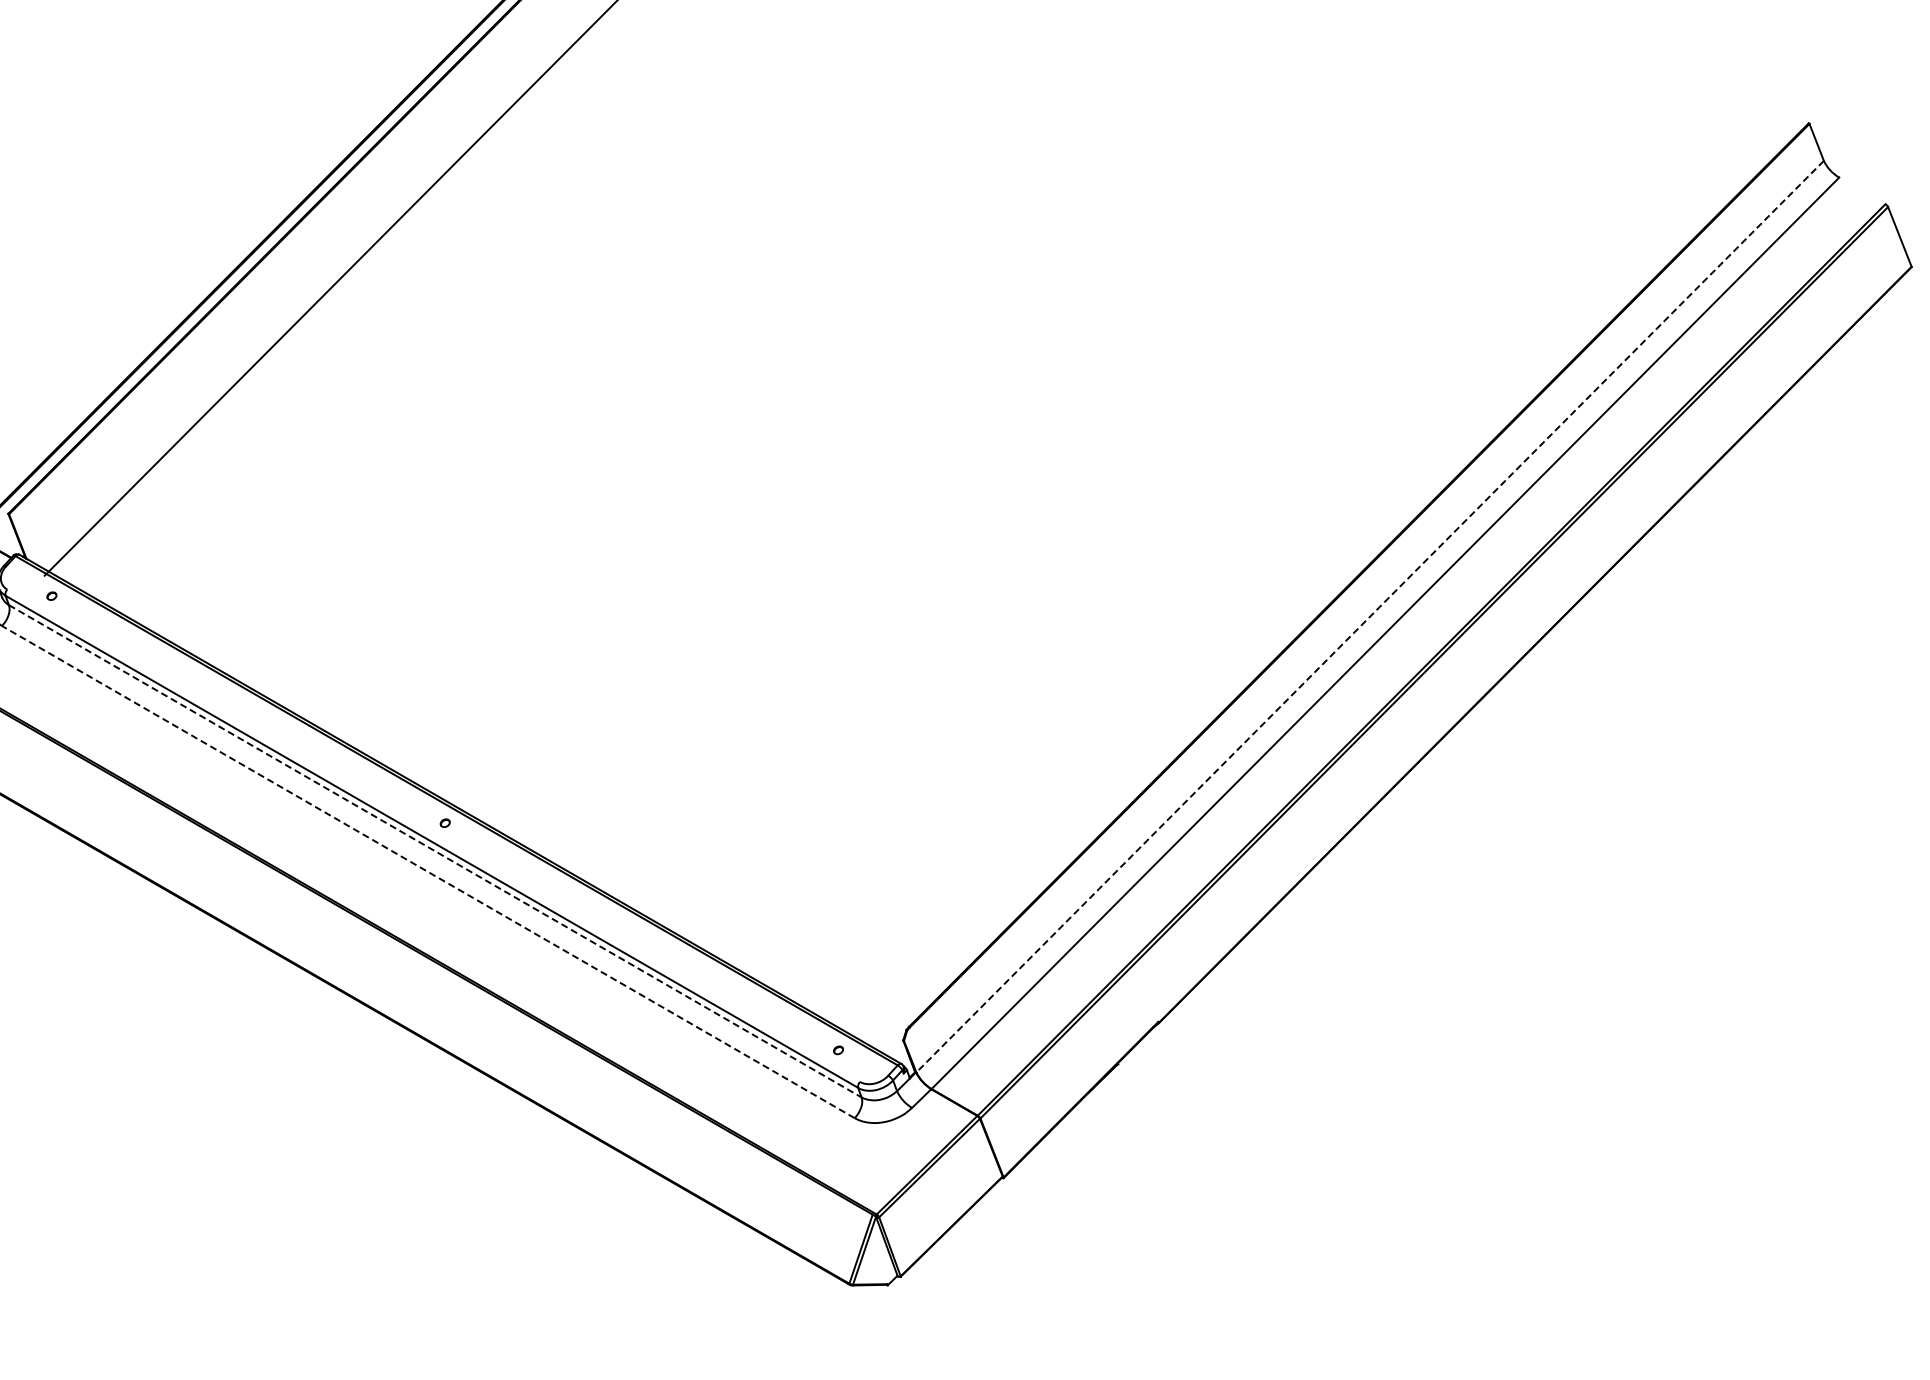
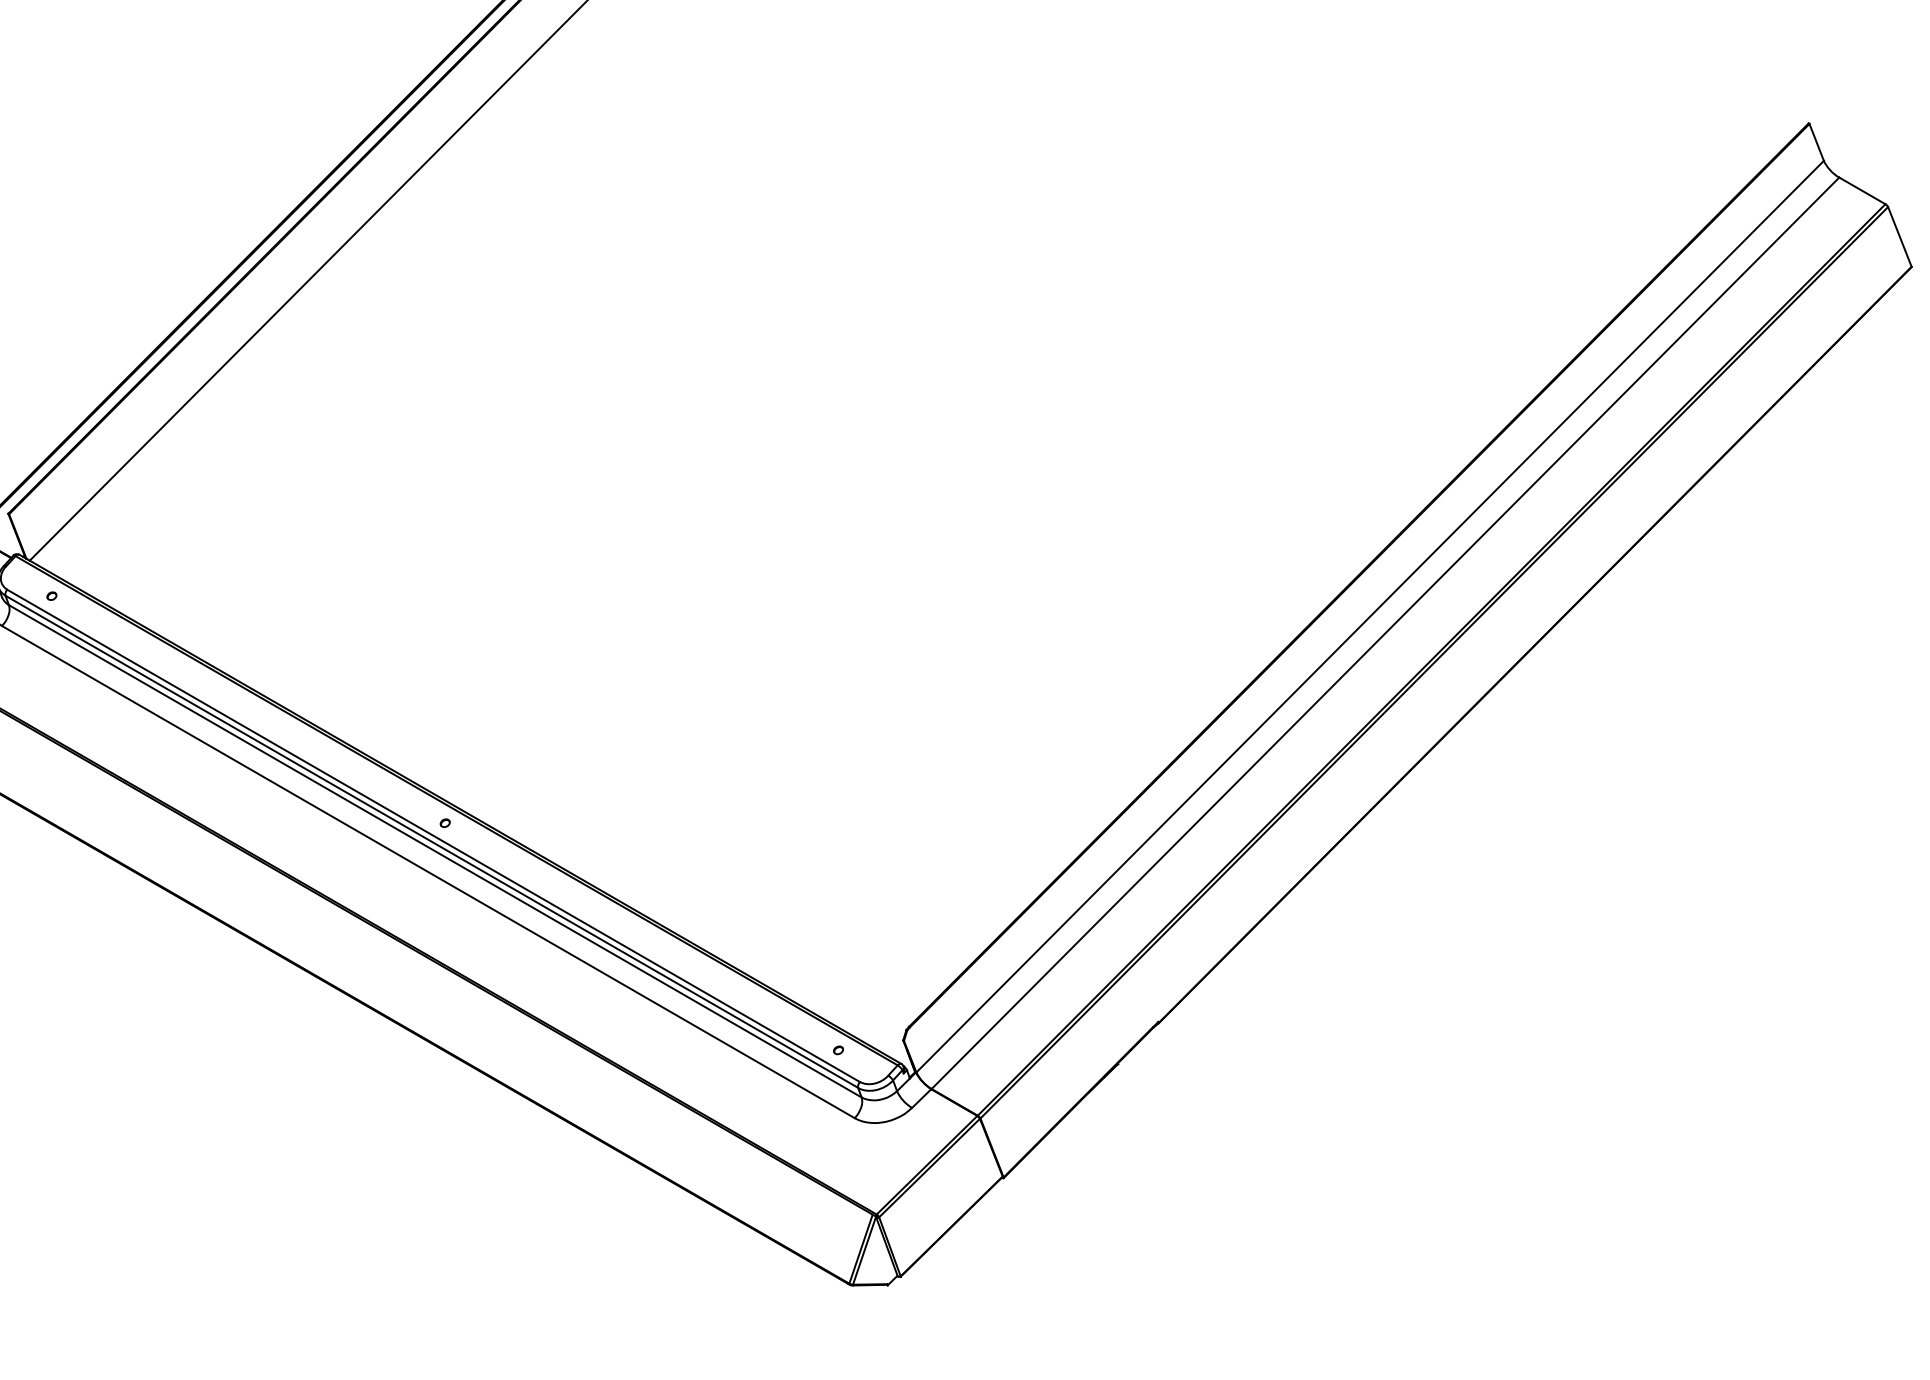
line: none -> present (1862, 190)
line position: (329, 288) -> (307, 281) (307, 281)
line: dashed -> solid (1369, 617)
line: none -> present (433, 835)
line: dashed -> solid (435, 851)
line: dashed -> solid (427, 871)
